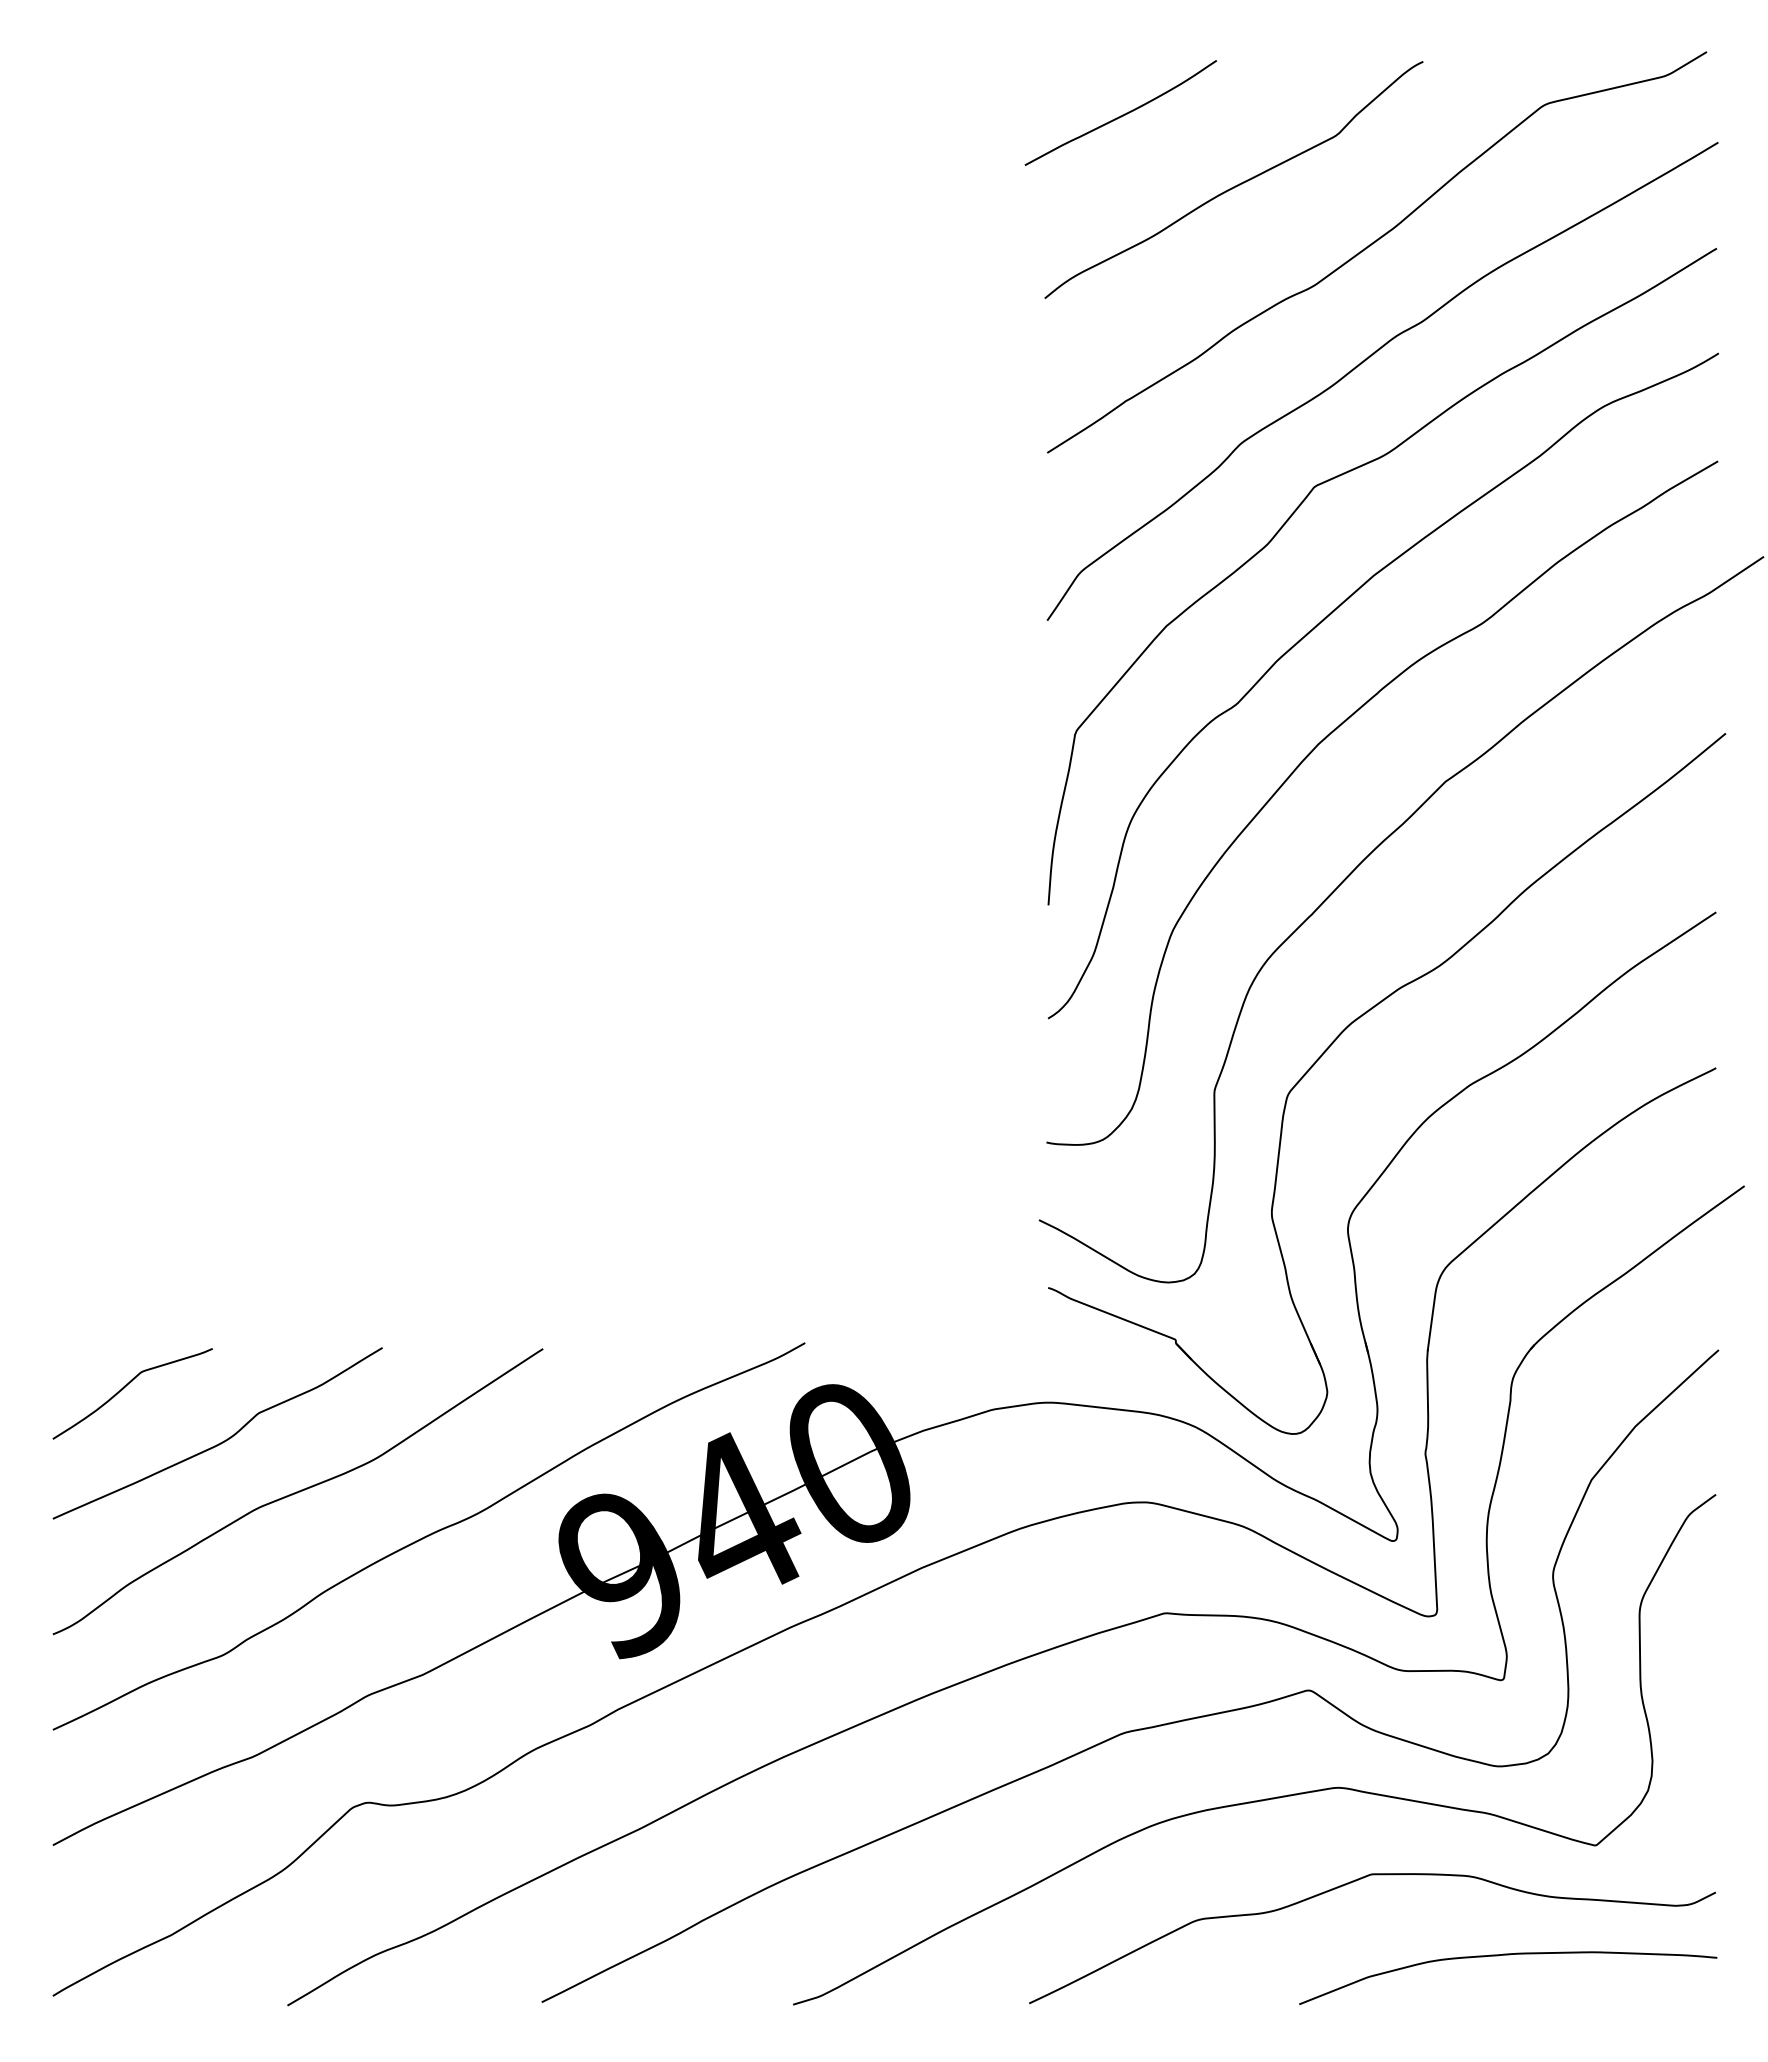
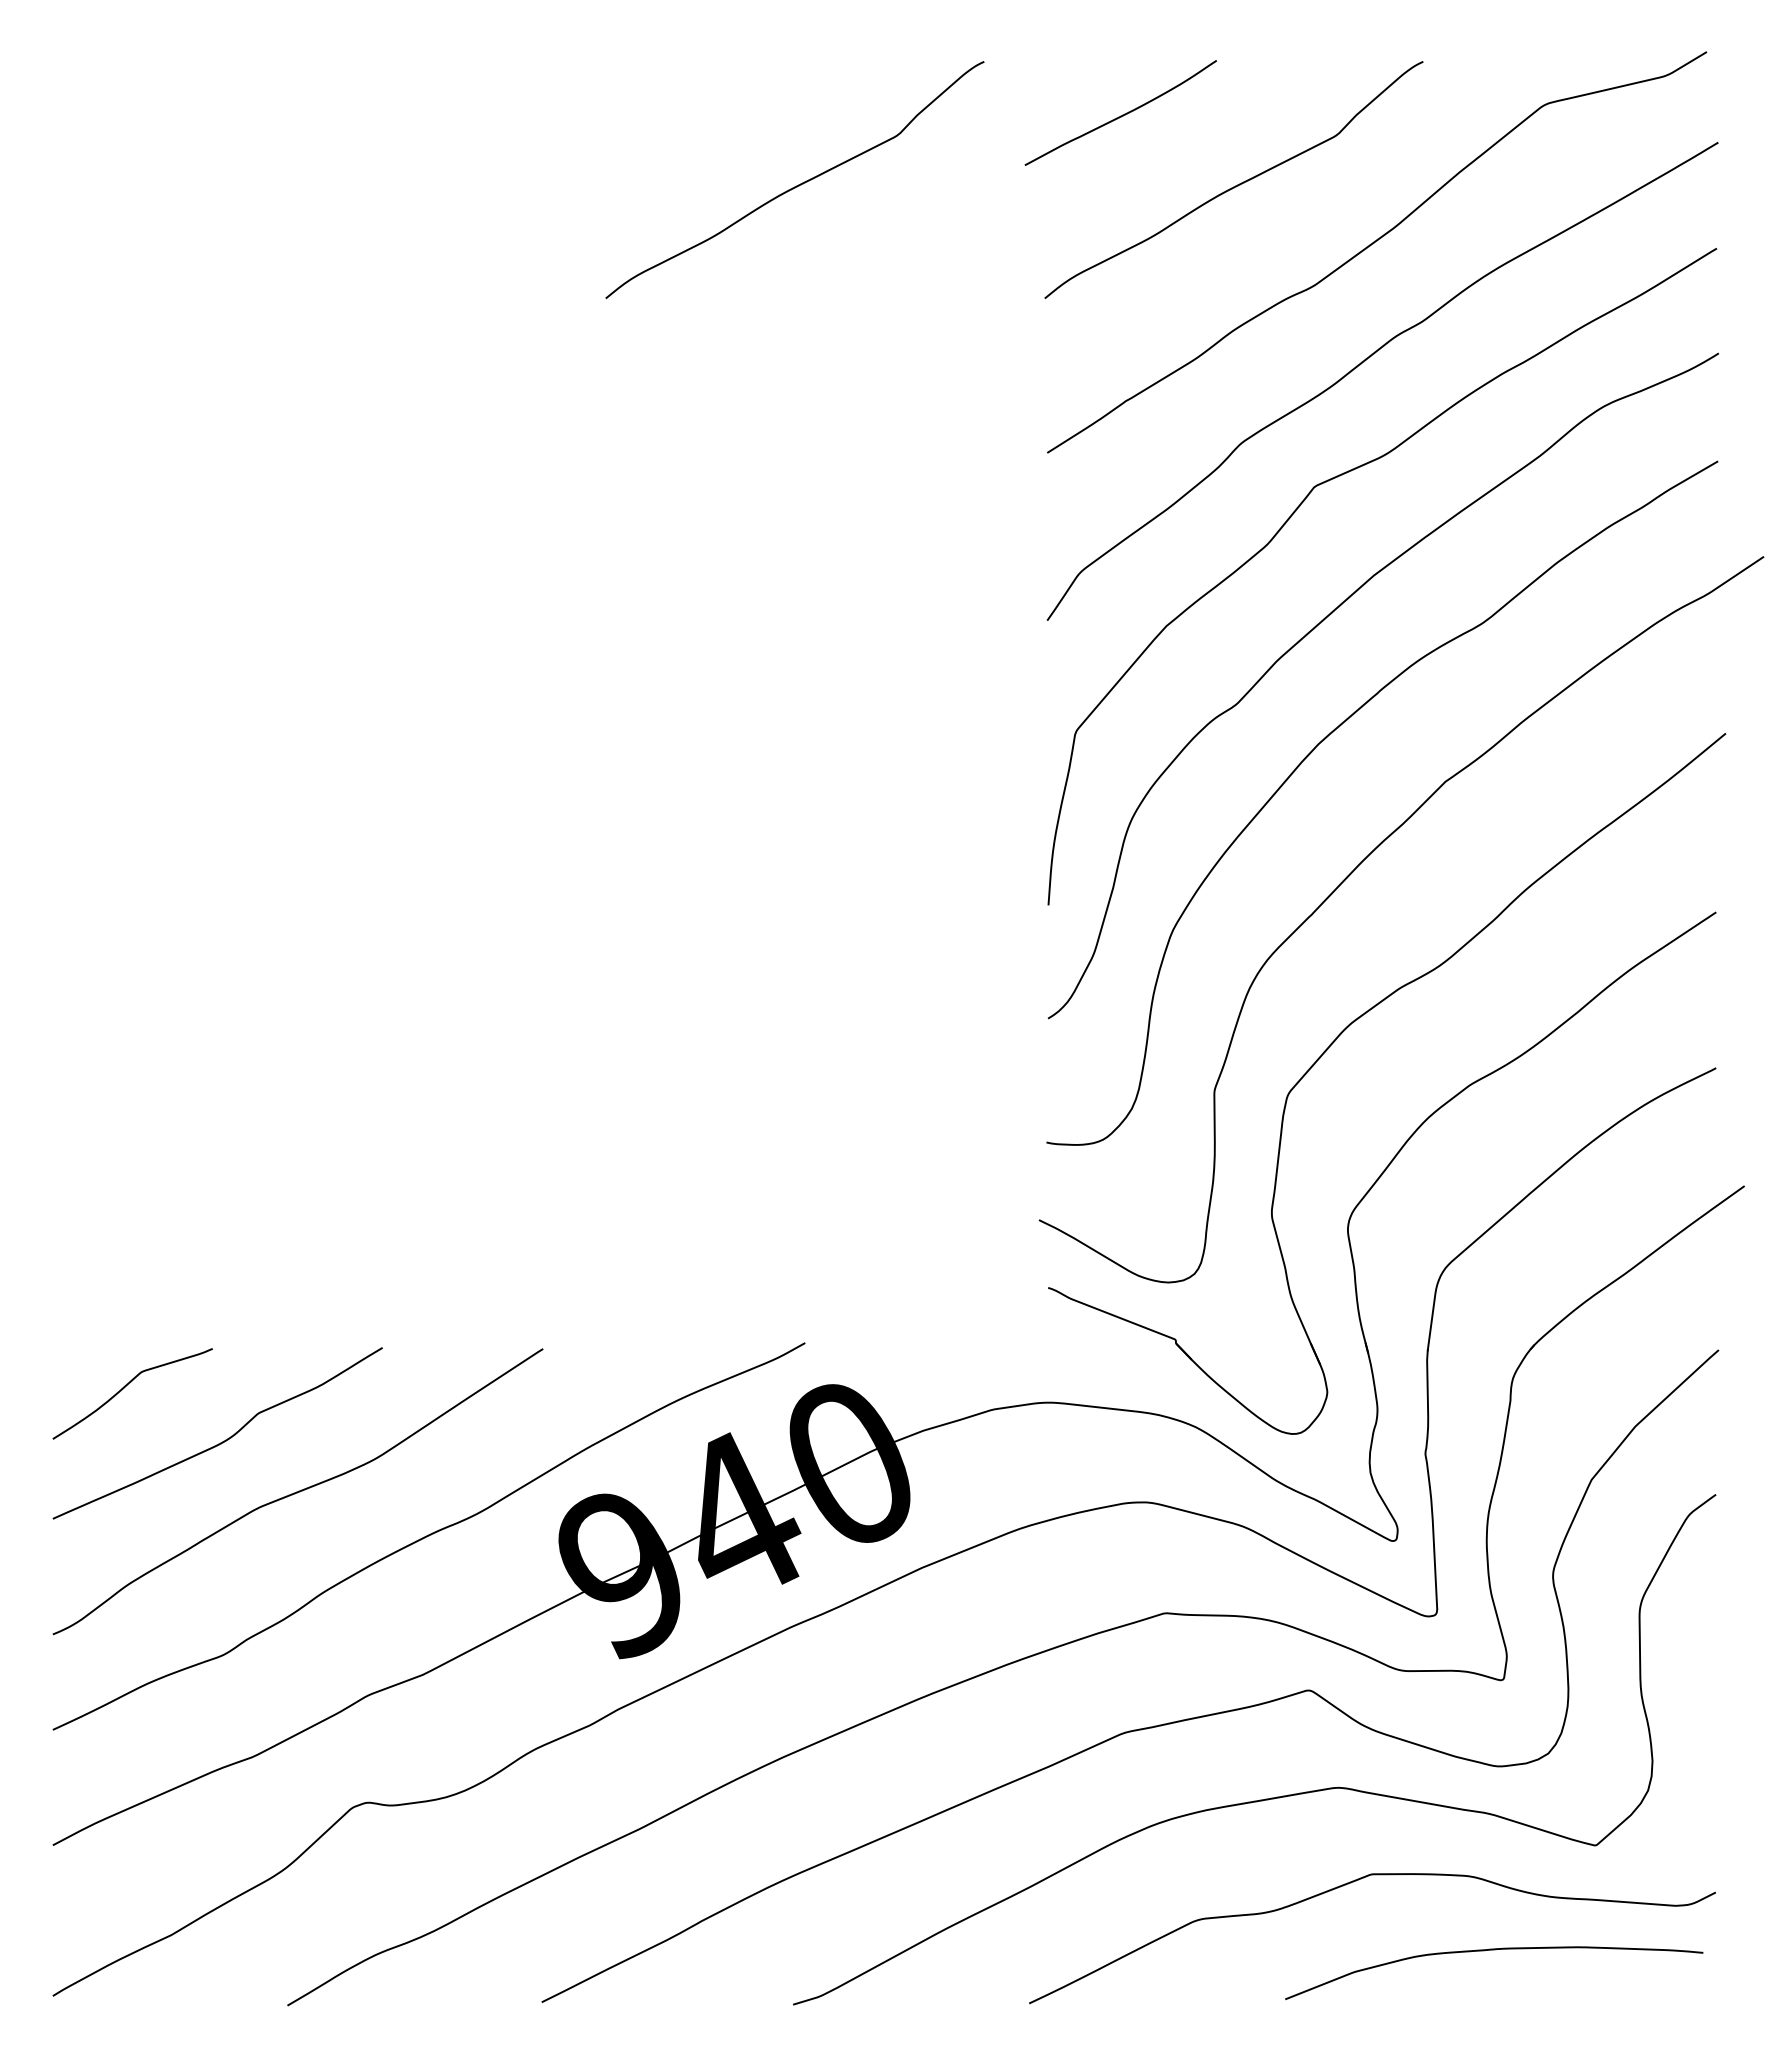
curve: none -> present (796, 185)
curve position: (1508, 1955) -> (1494, 1950) (1494, 1950)
